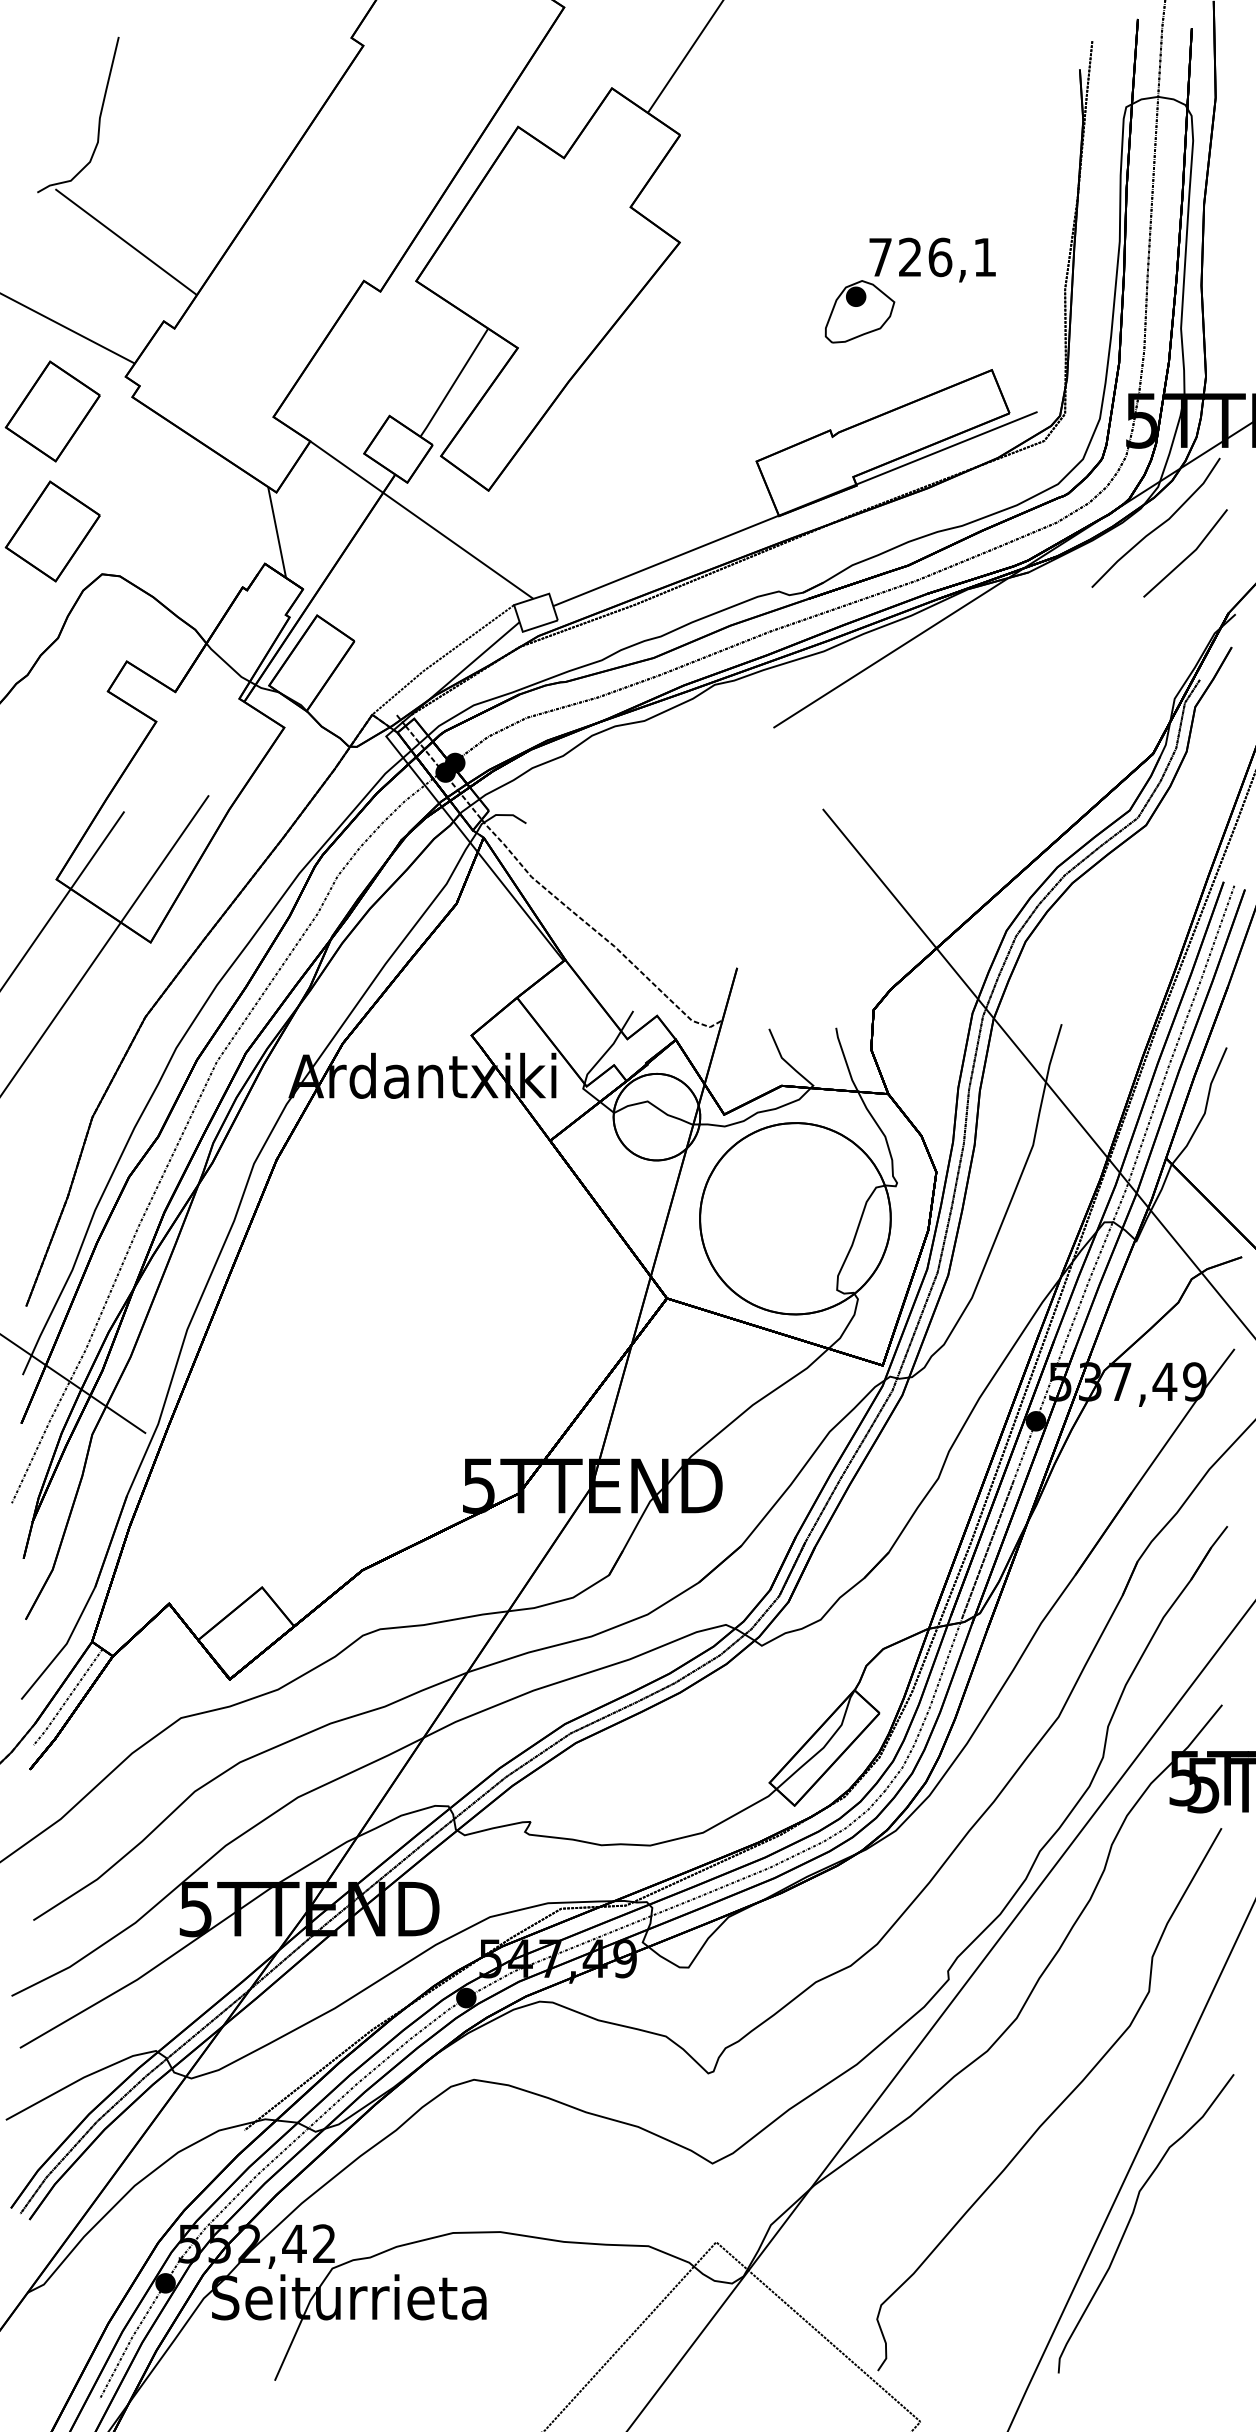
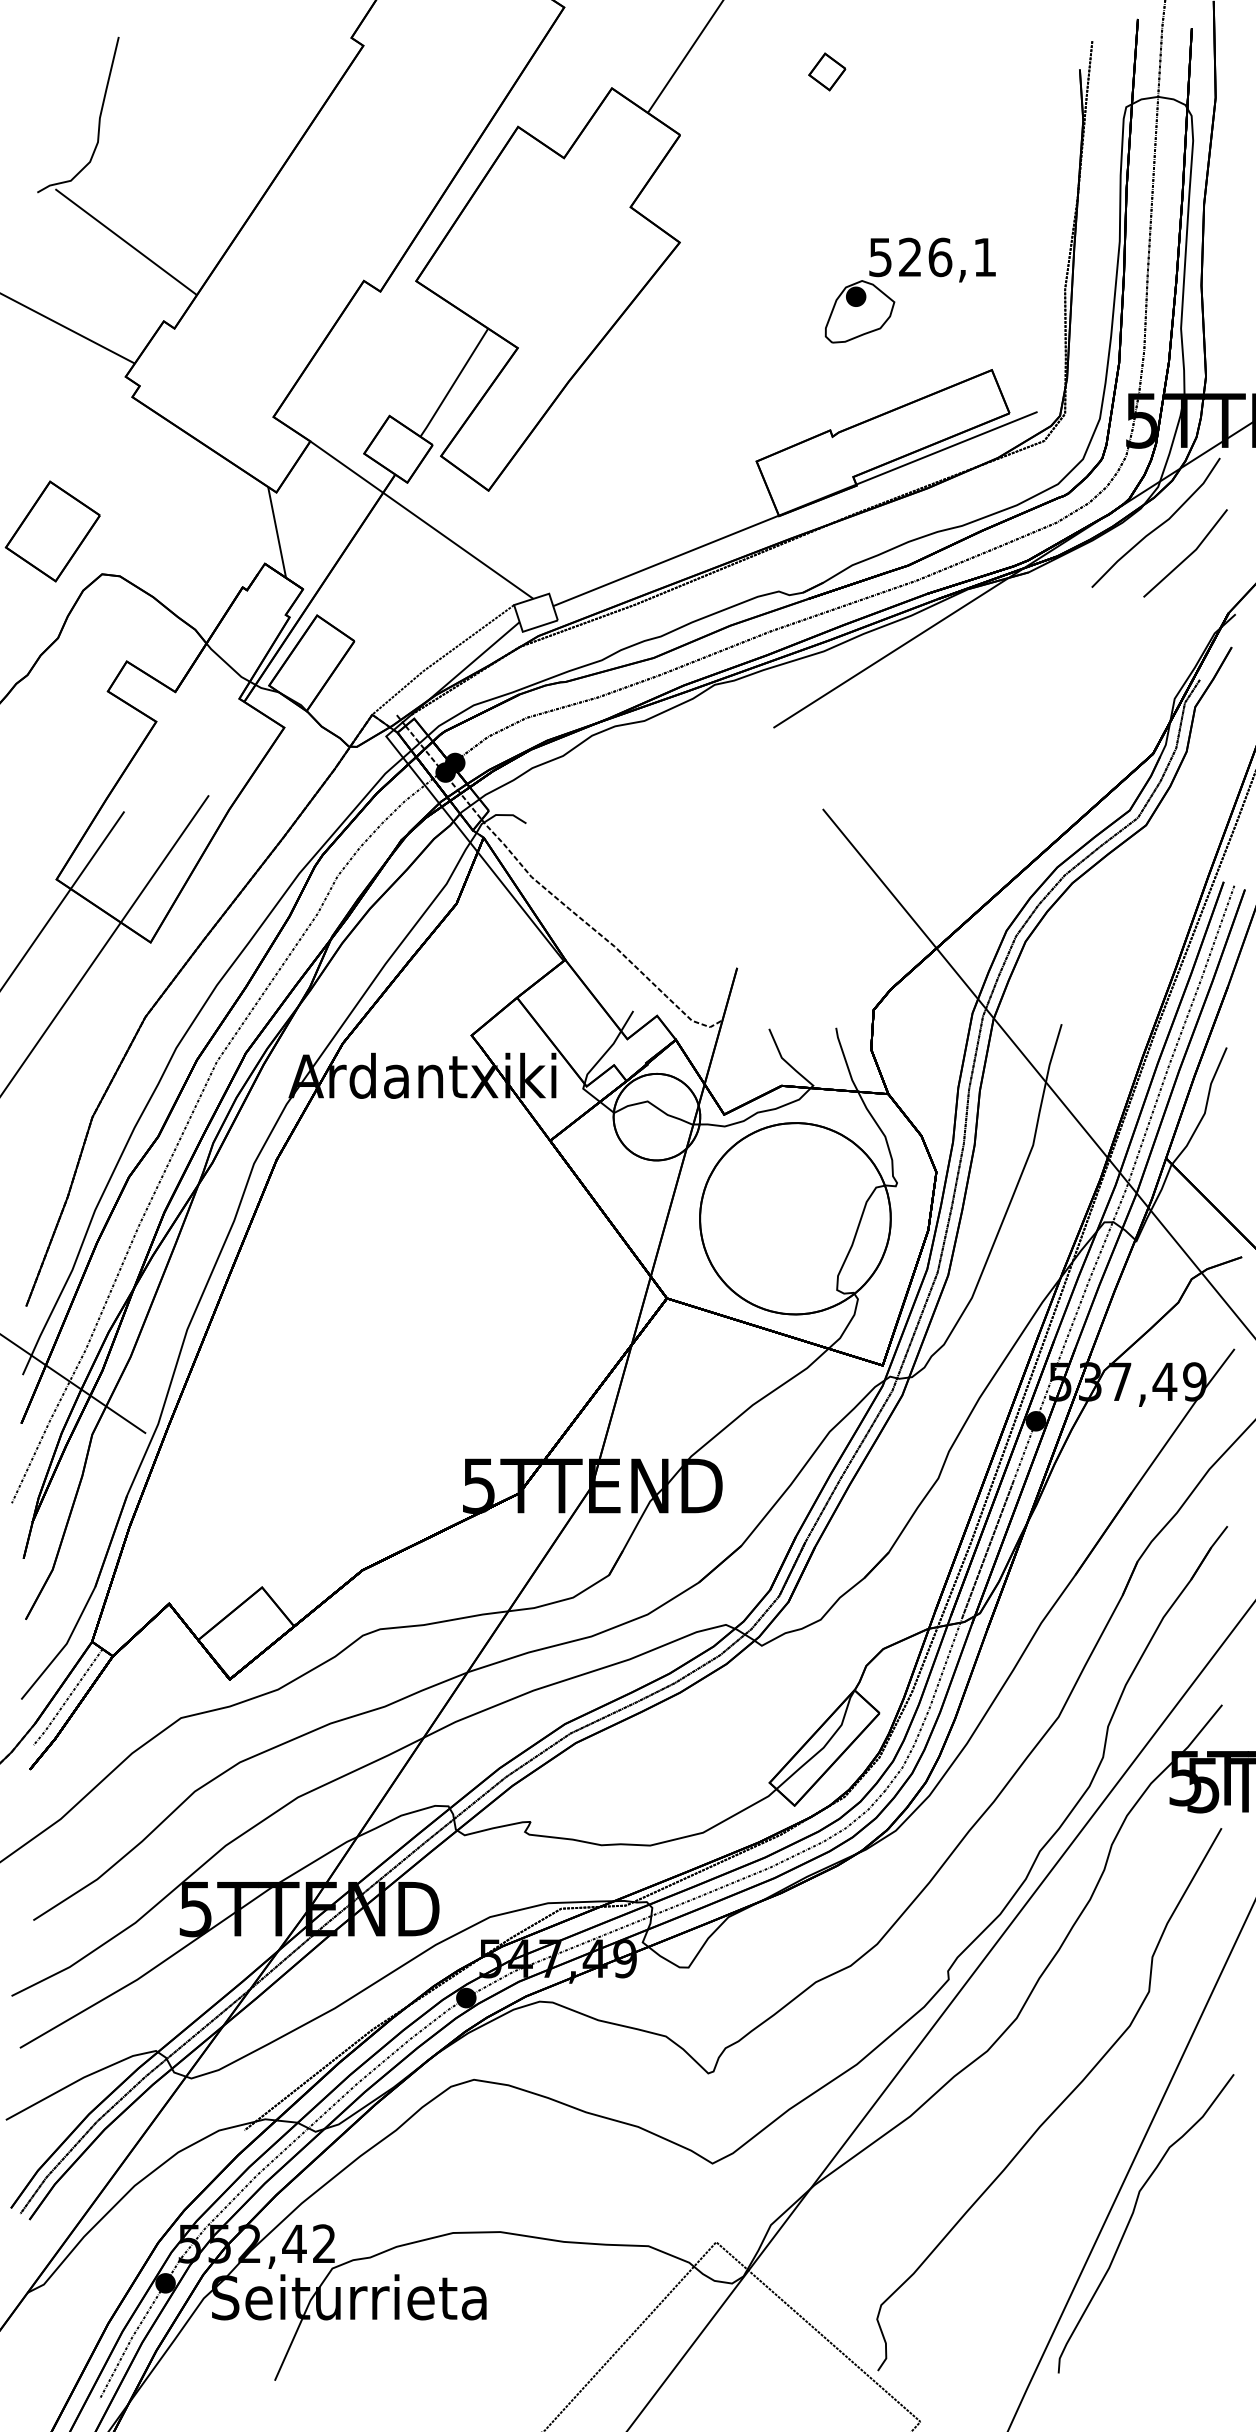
part: none -> present (827, 71)
text: 726,1 -> 526,1 (880, 257)
part: present -> none (52, 411)
